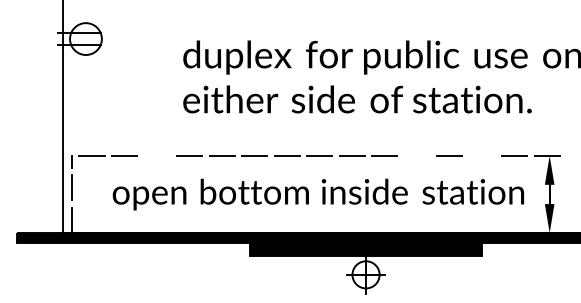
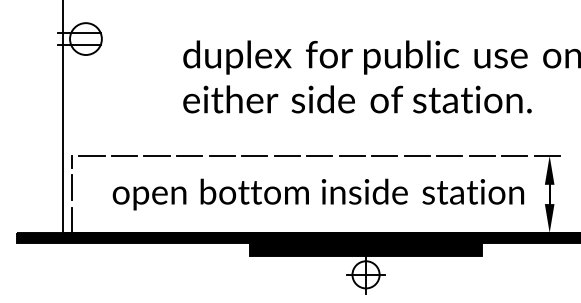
line: none -> present (156, 155)
line: none -> present (416, 155)
line: none -> present (481, 155)
